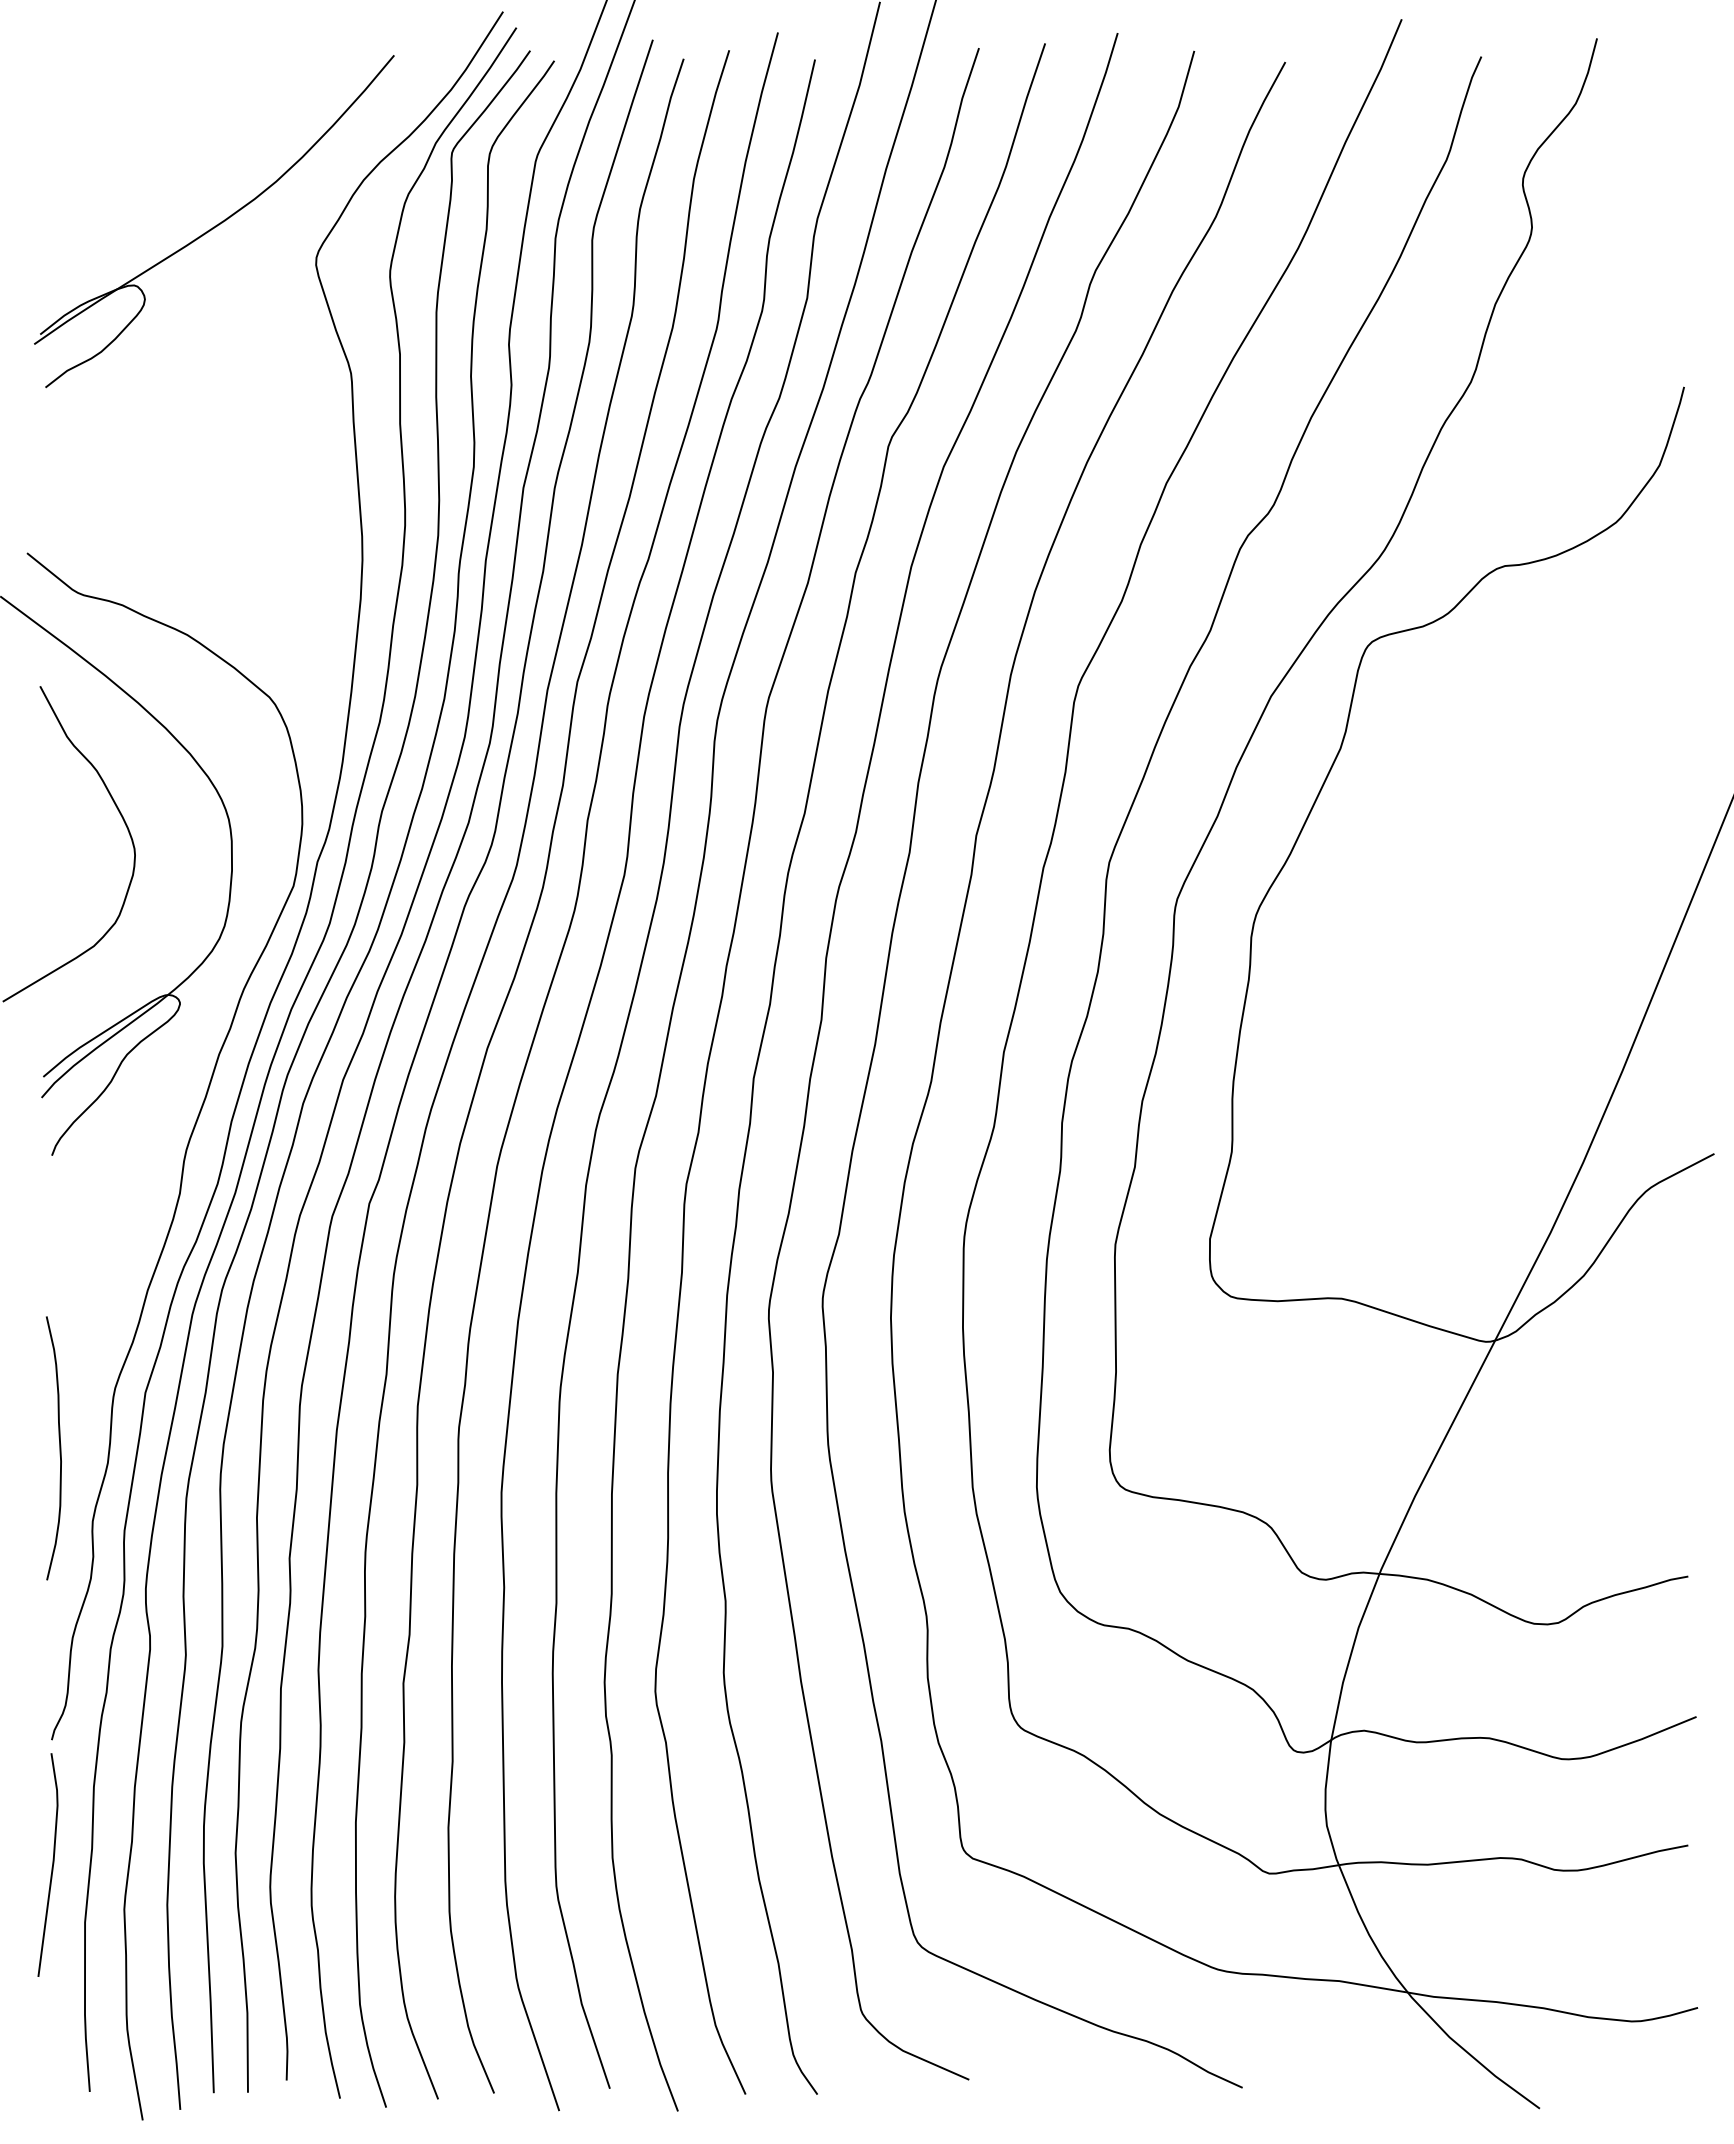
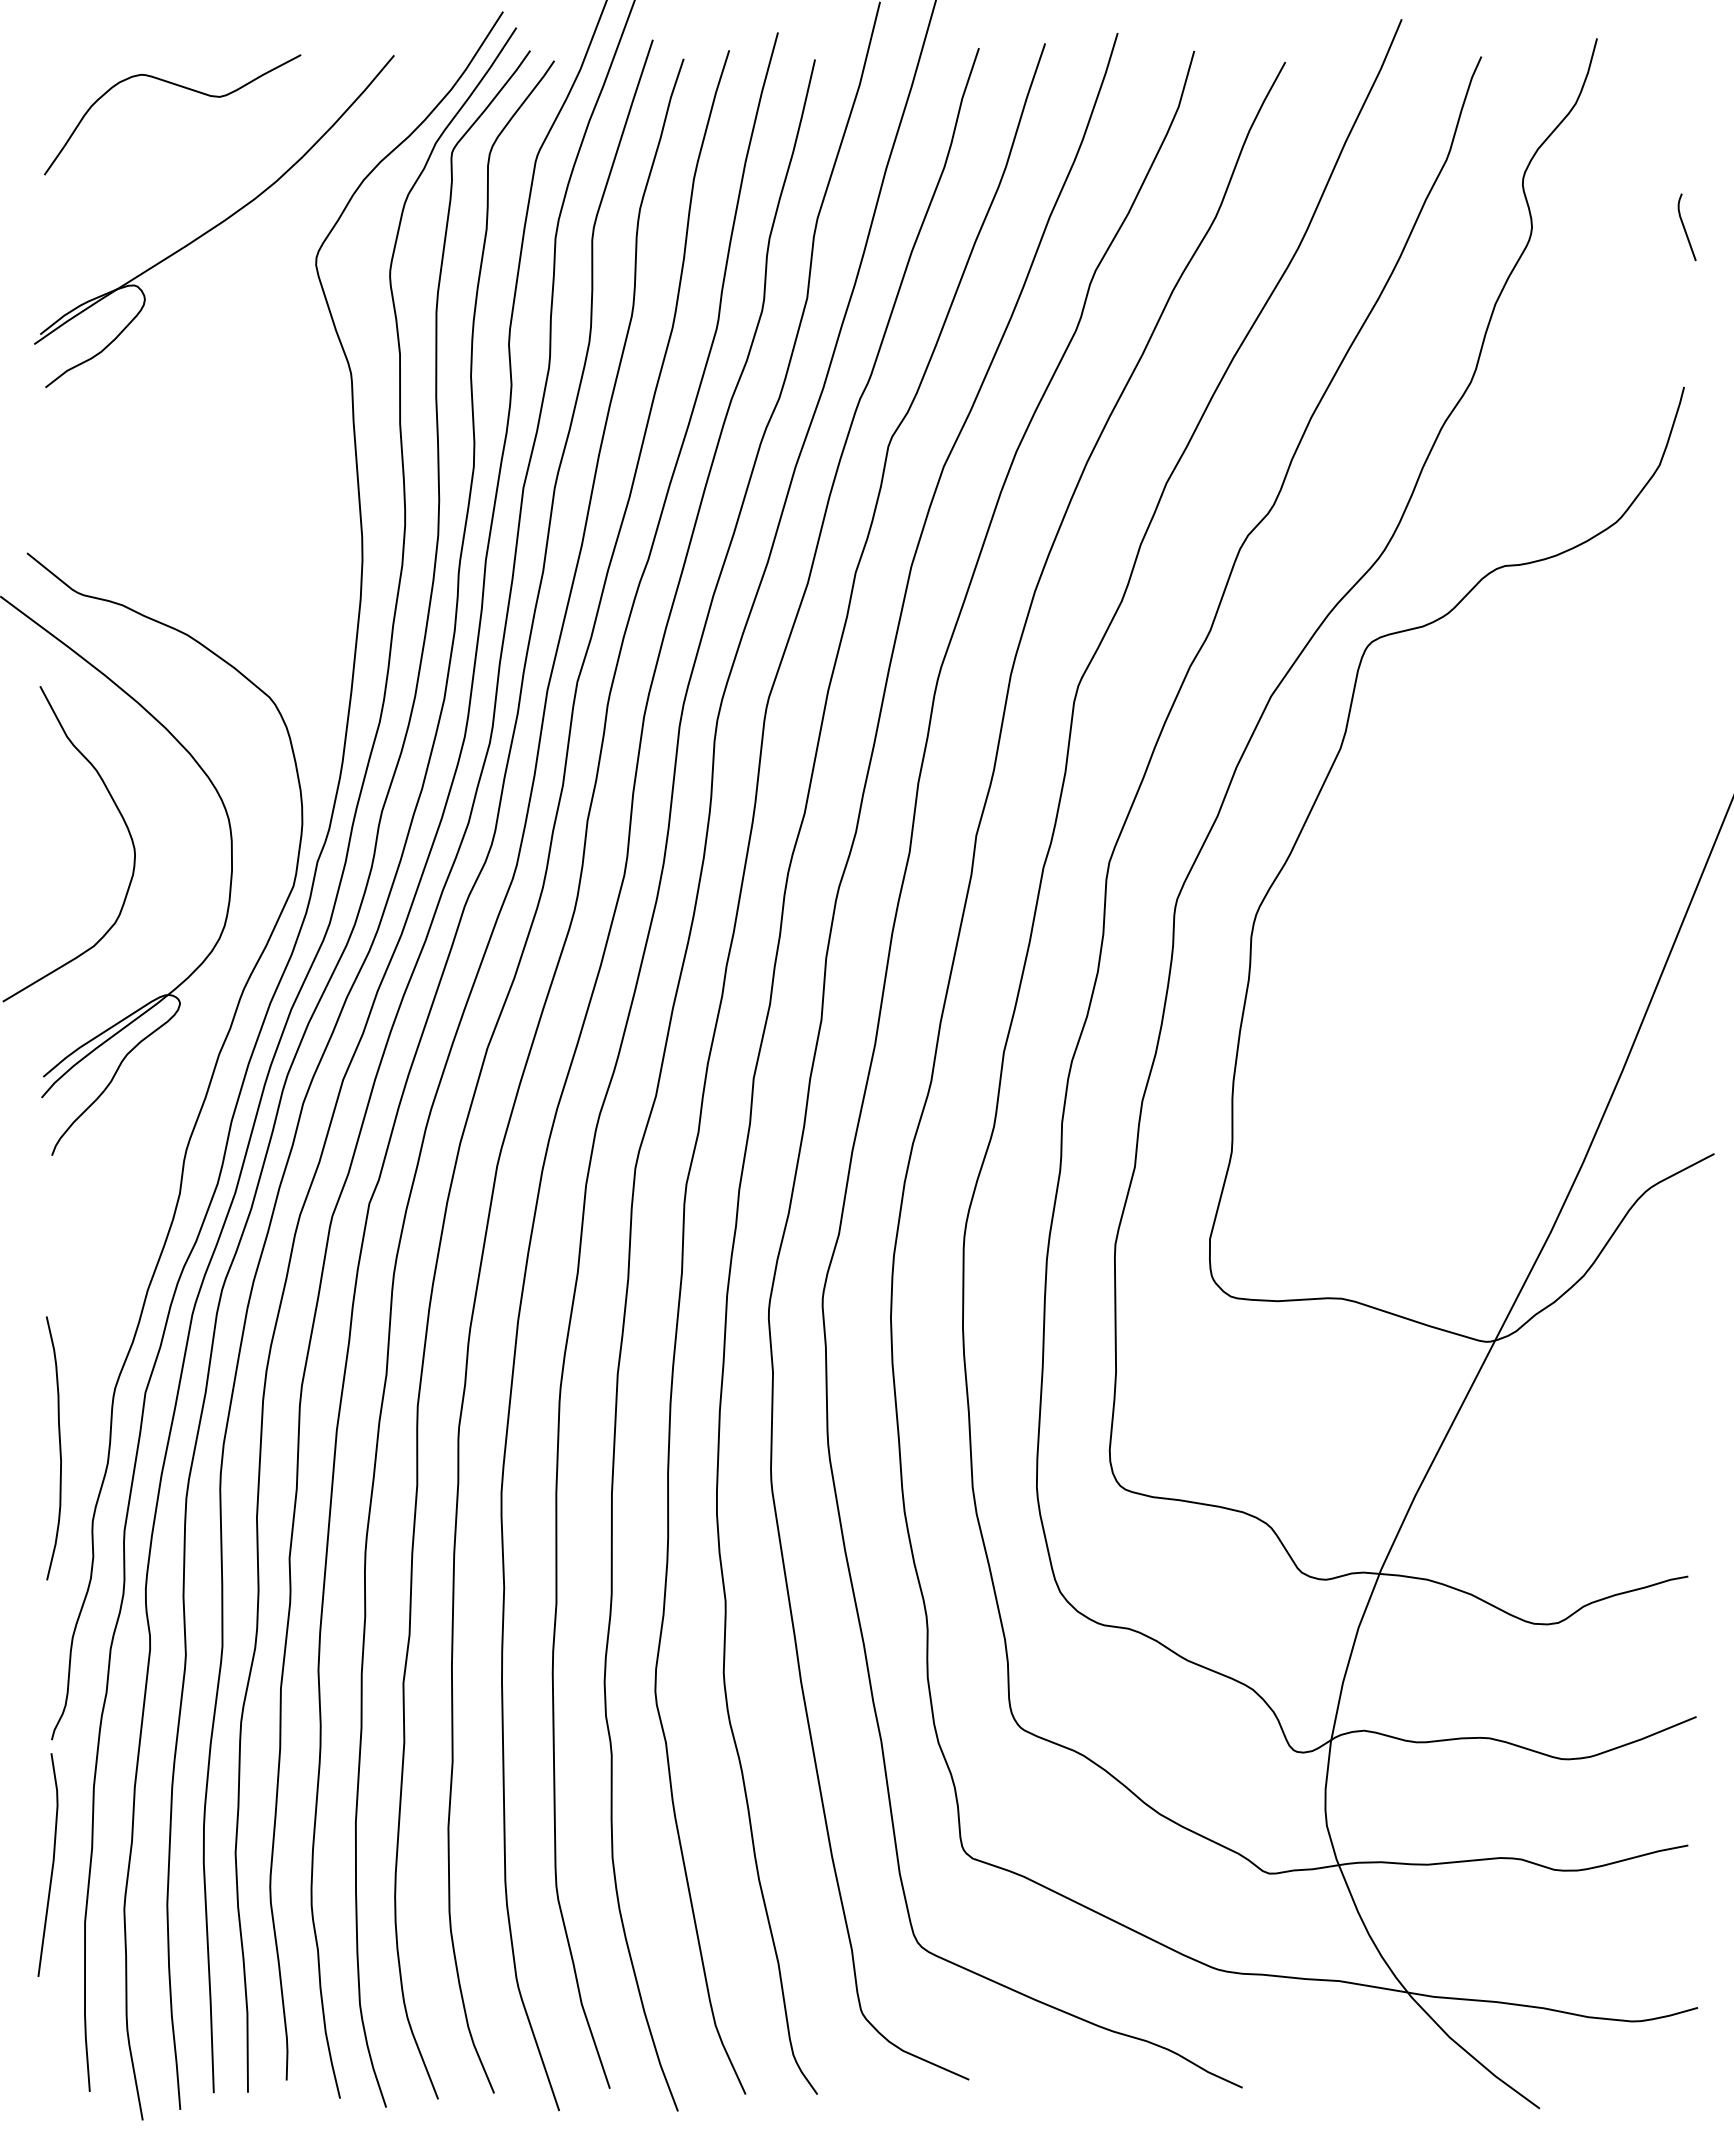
curve: none -> present (181, 87)
curve: none -> present (1685, 228)
